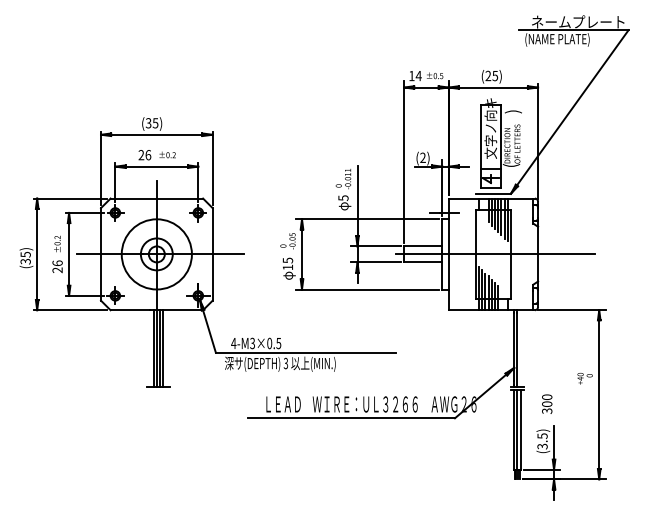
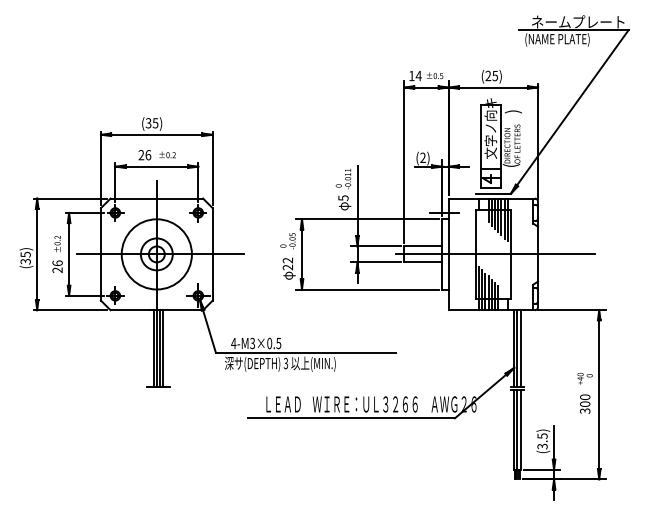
text: 15 -> 22 (287, 263)
line: none -> present (520, 348)
text position: (547, 403) -> (585, 403) (585, 403)
